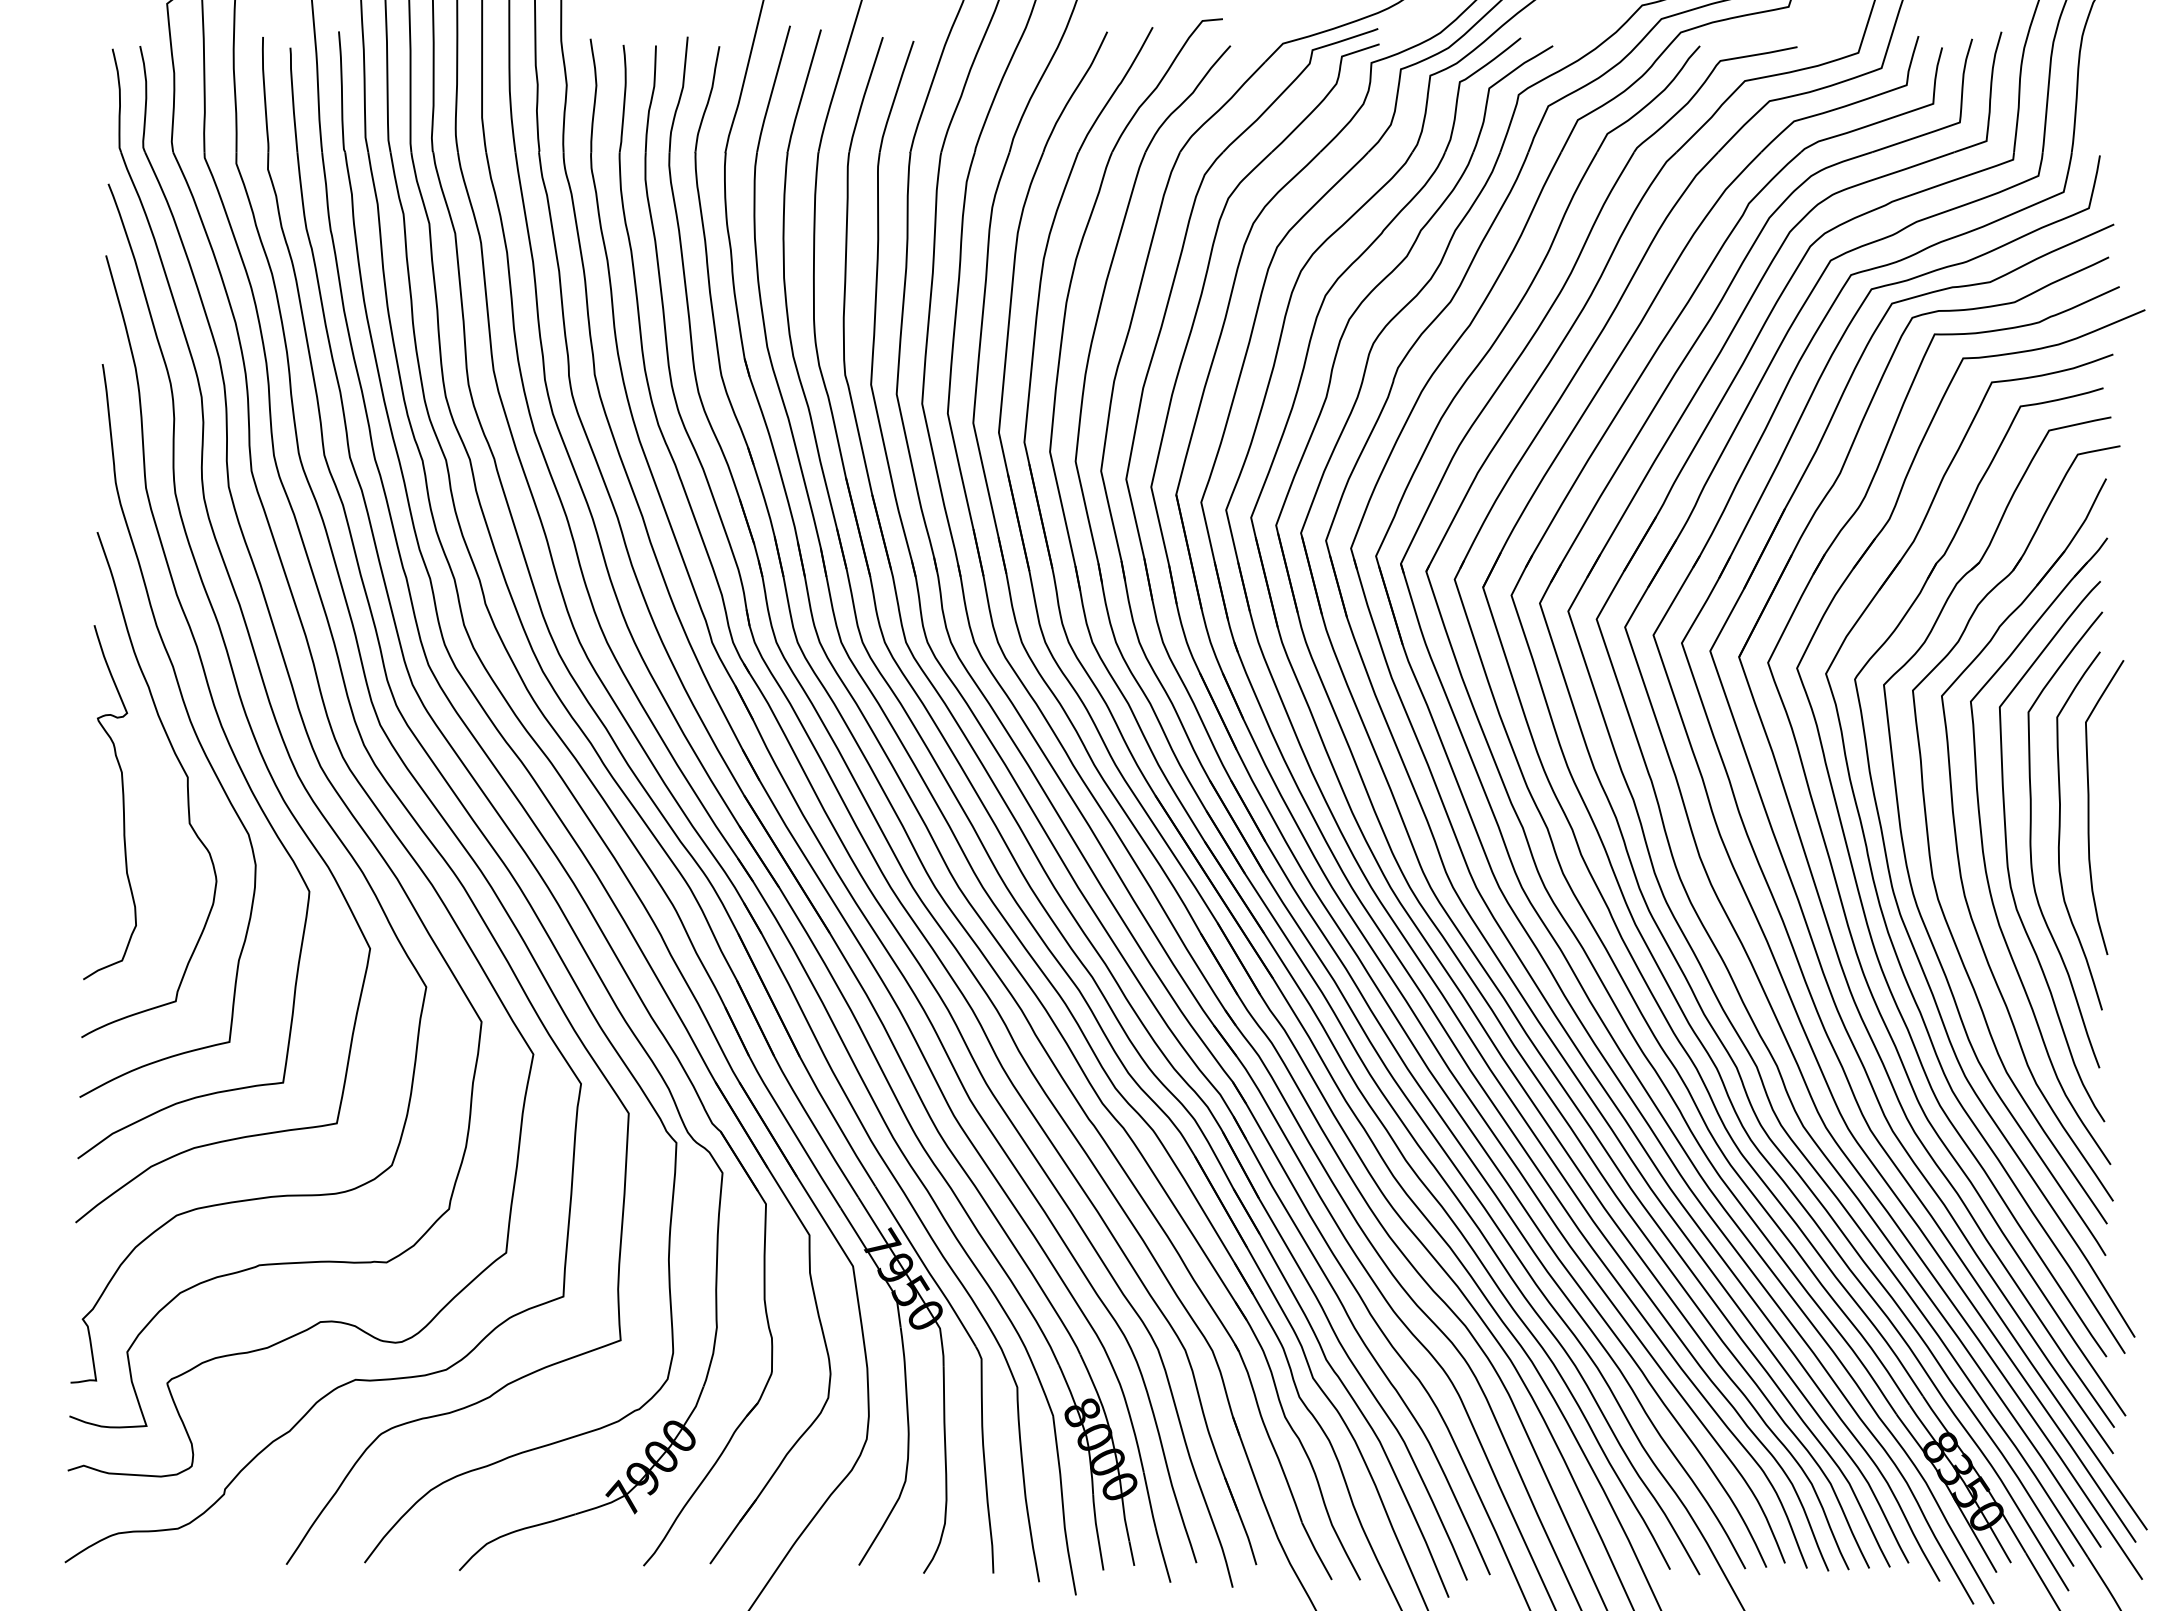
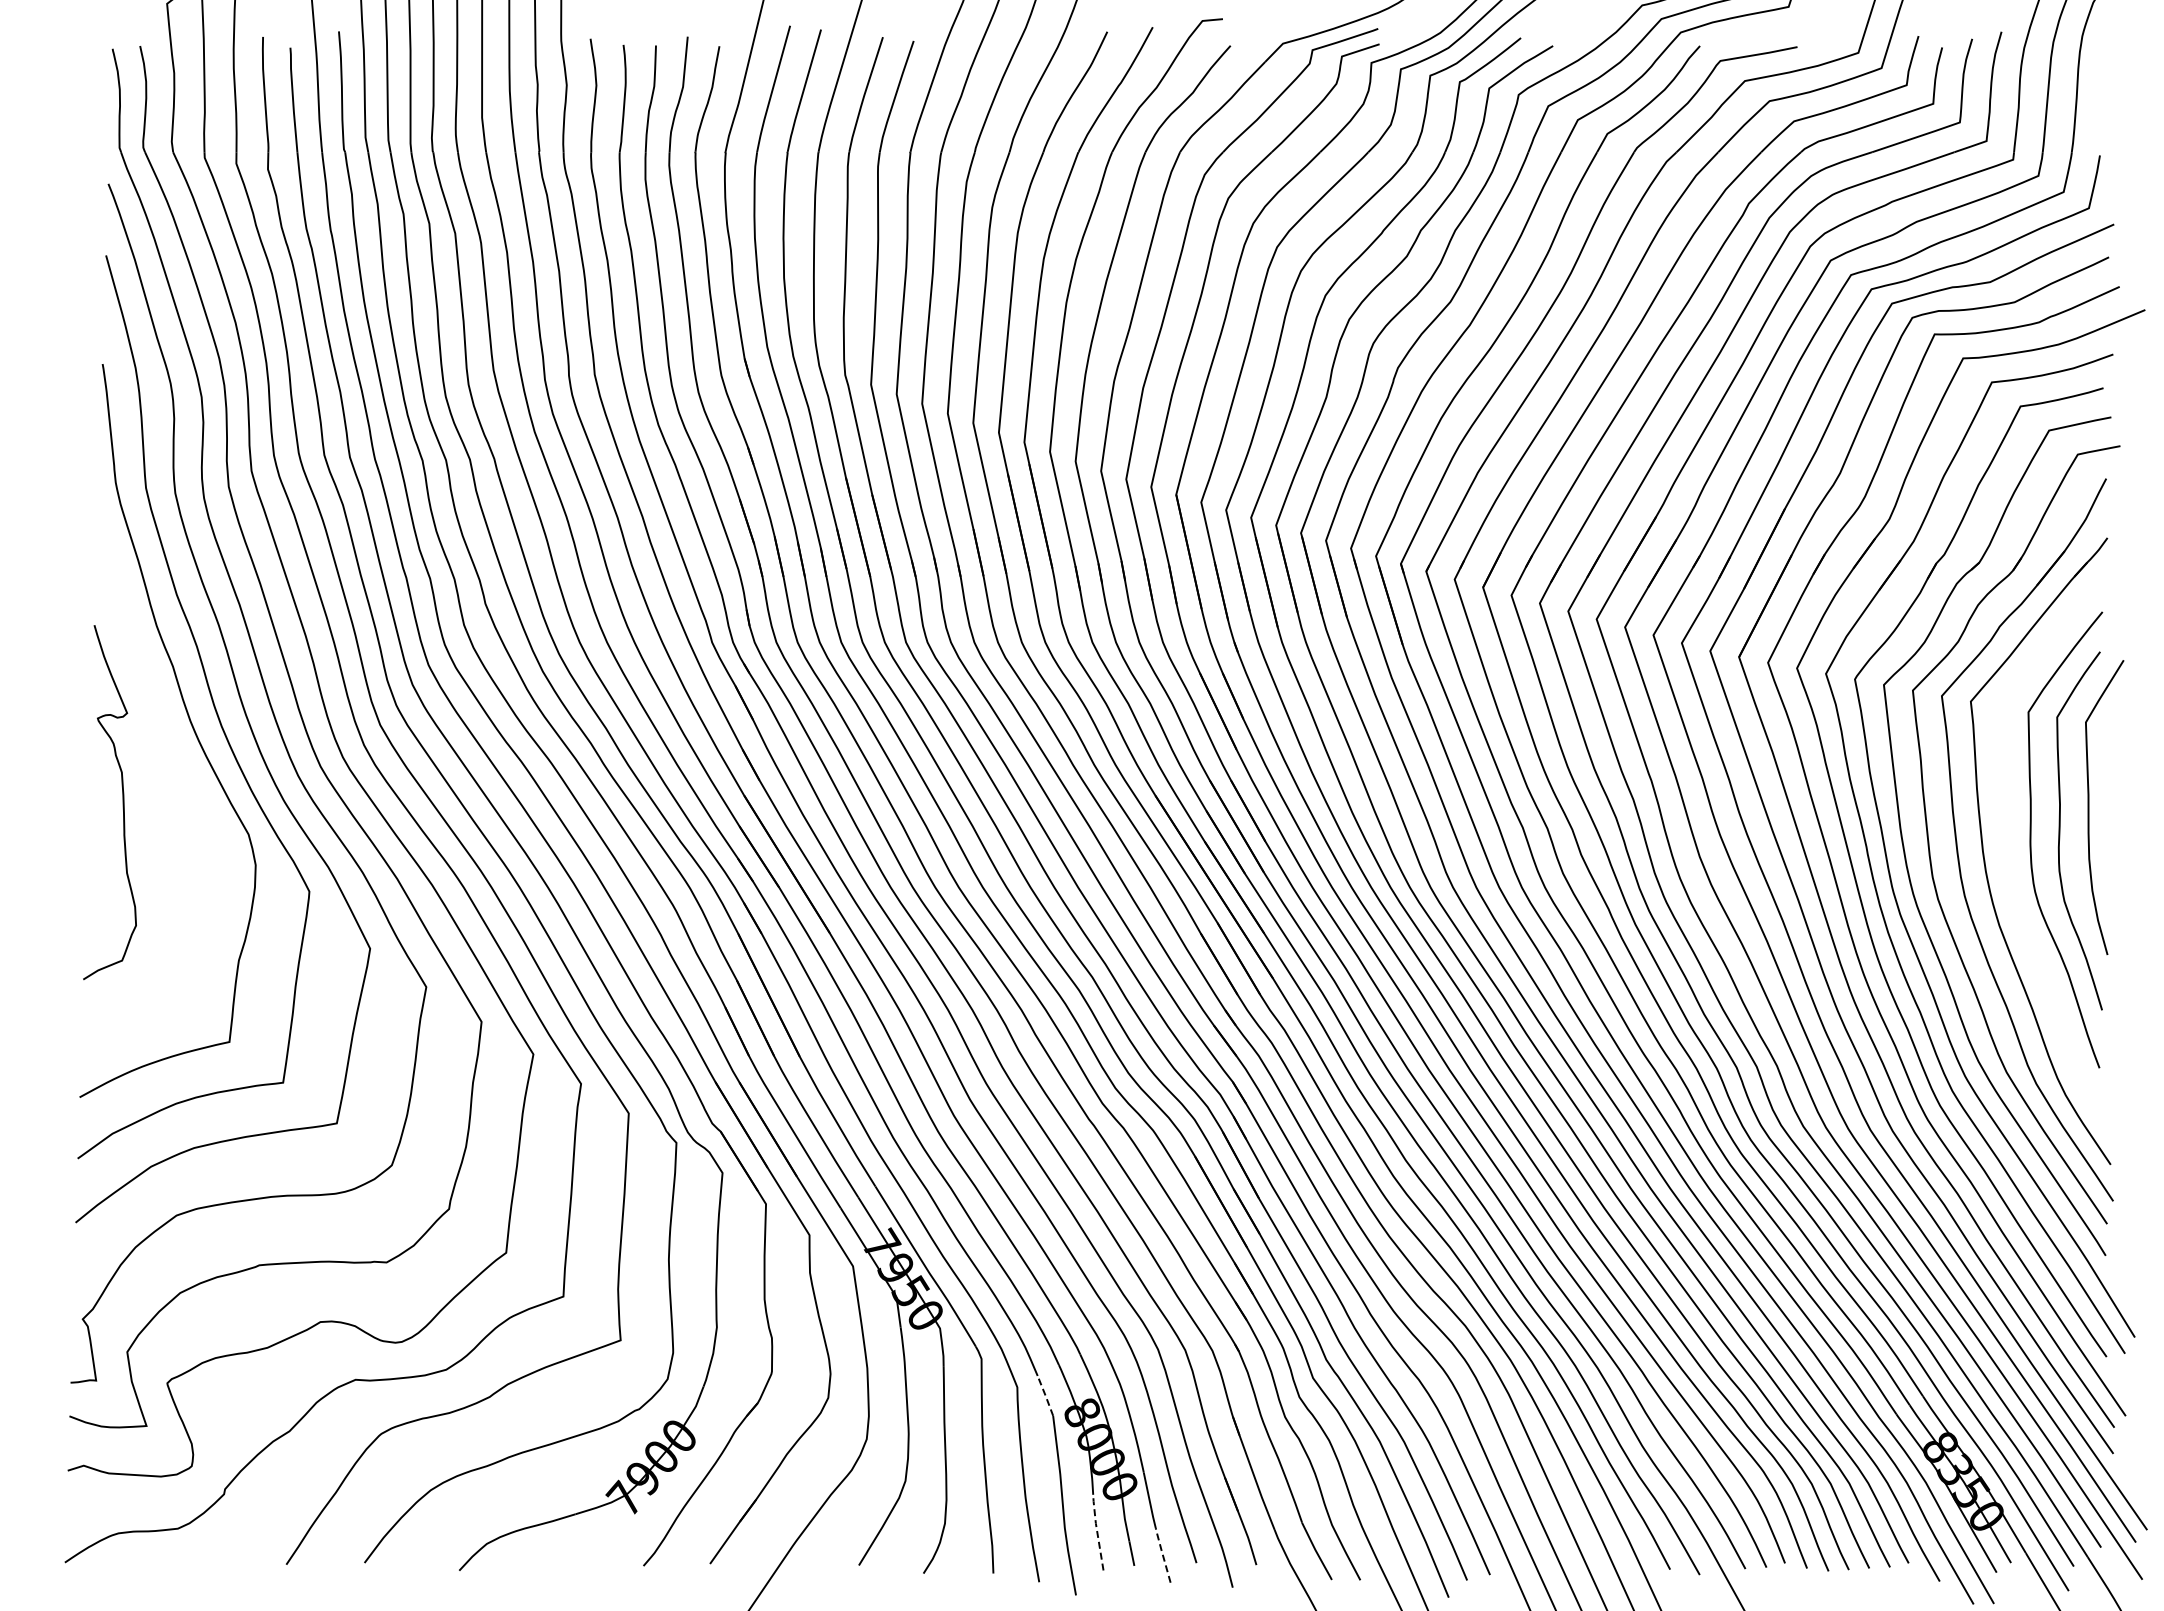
curve: present -> none (179, 764)
curve: present -> none (2008, 859)
line: solid -> dashed (1045, 1396)
line: solid -> dashed (1097, 1531)
line: solid -> dashed (1162, 1553)
